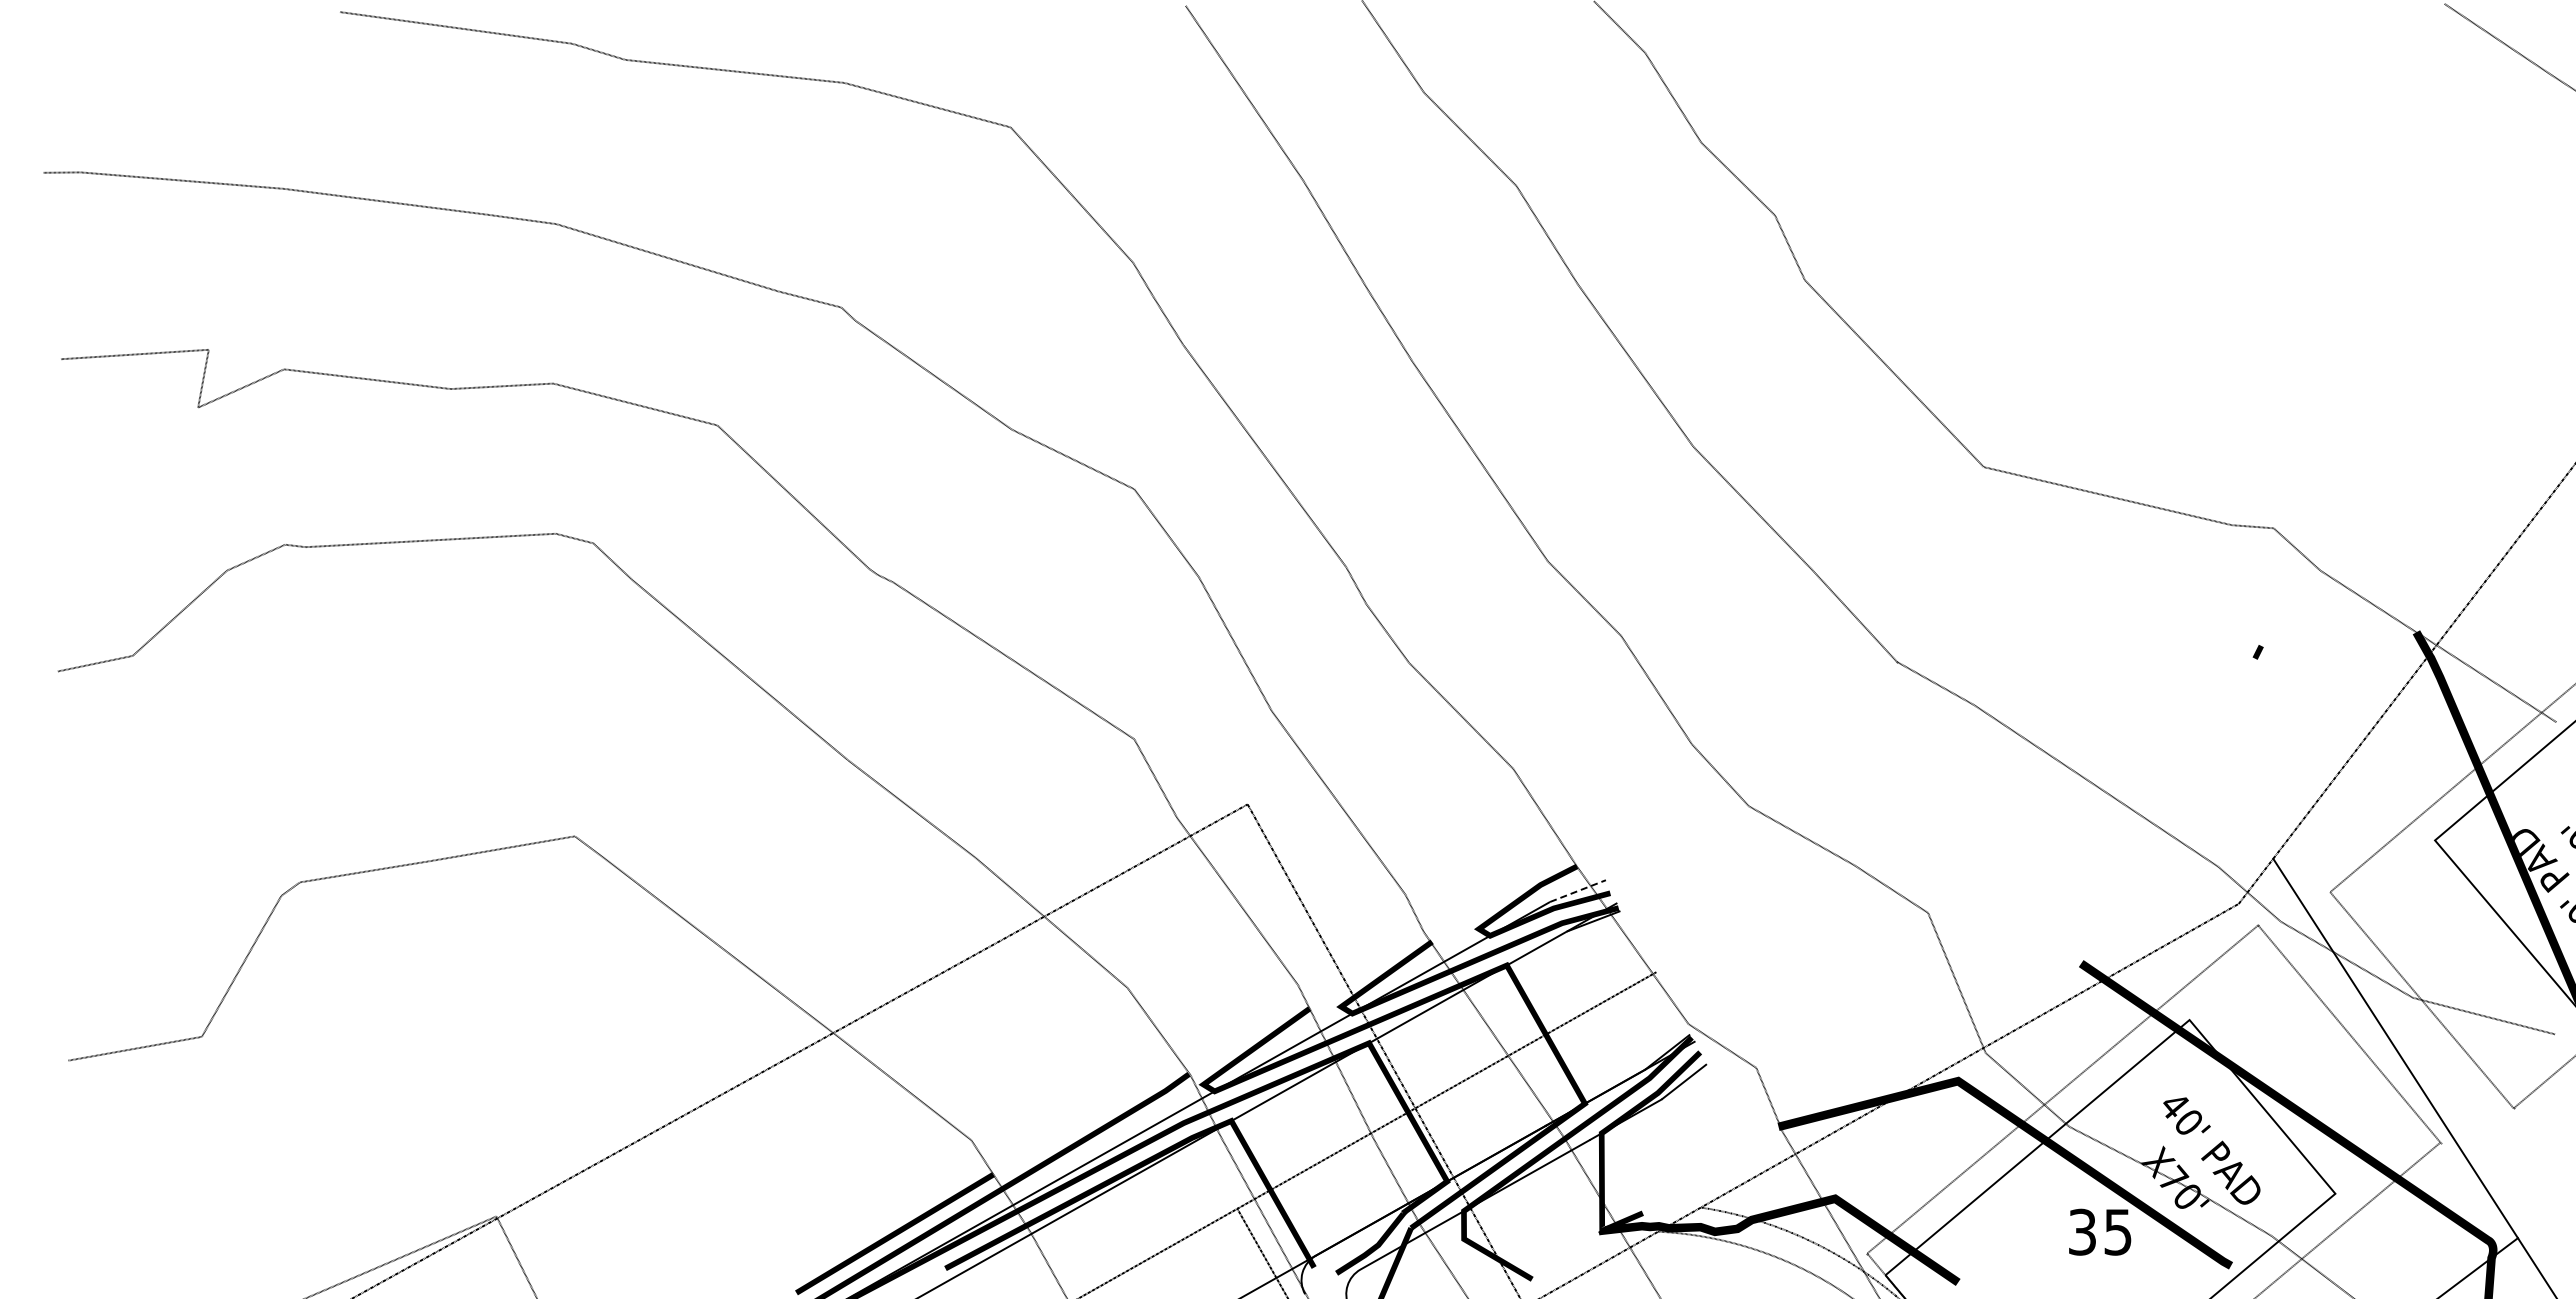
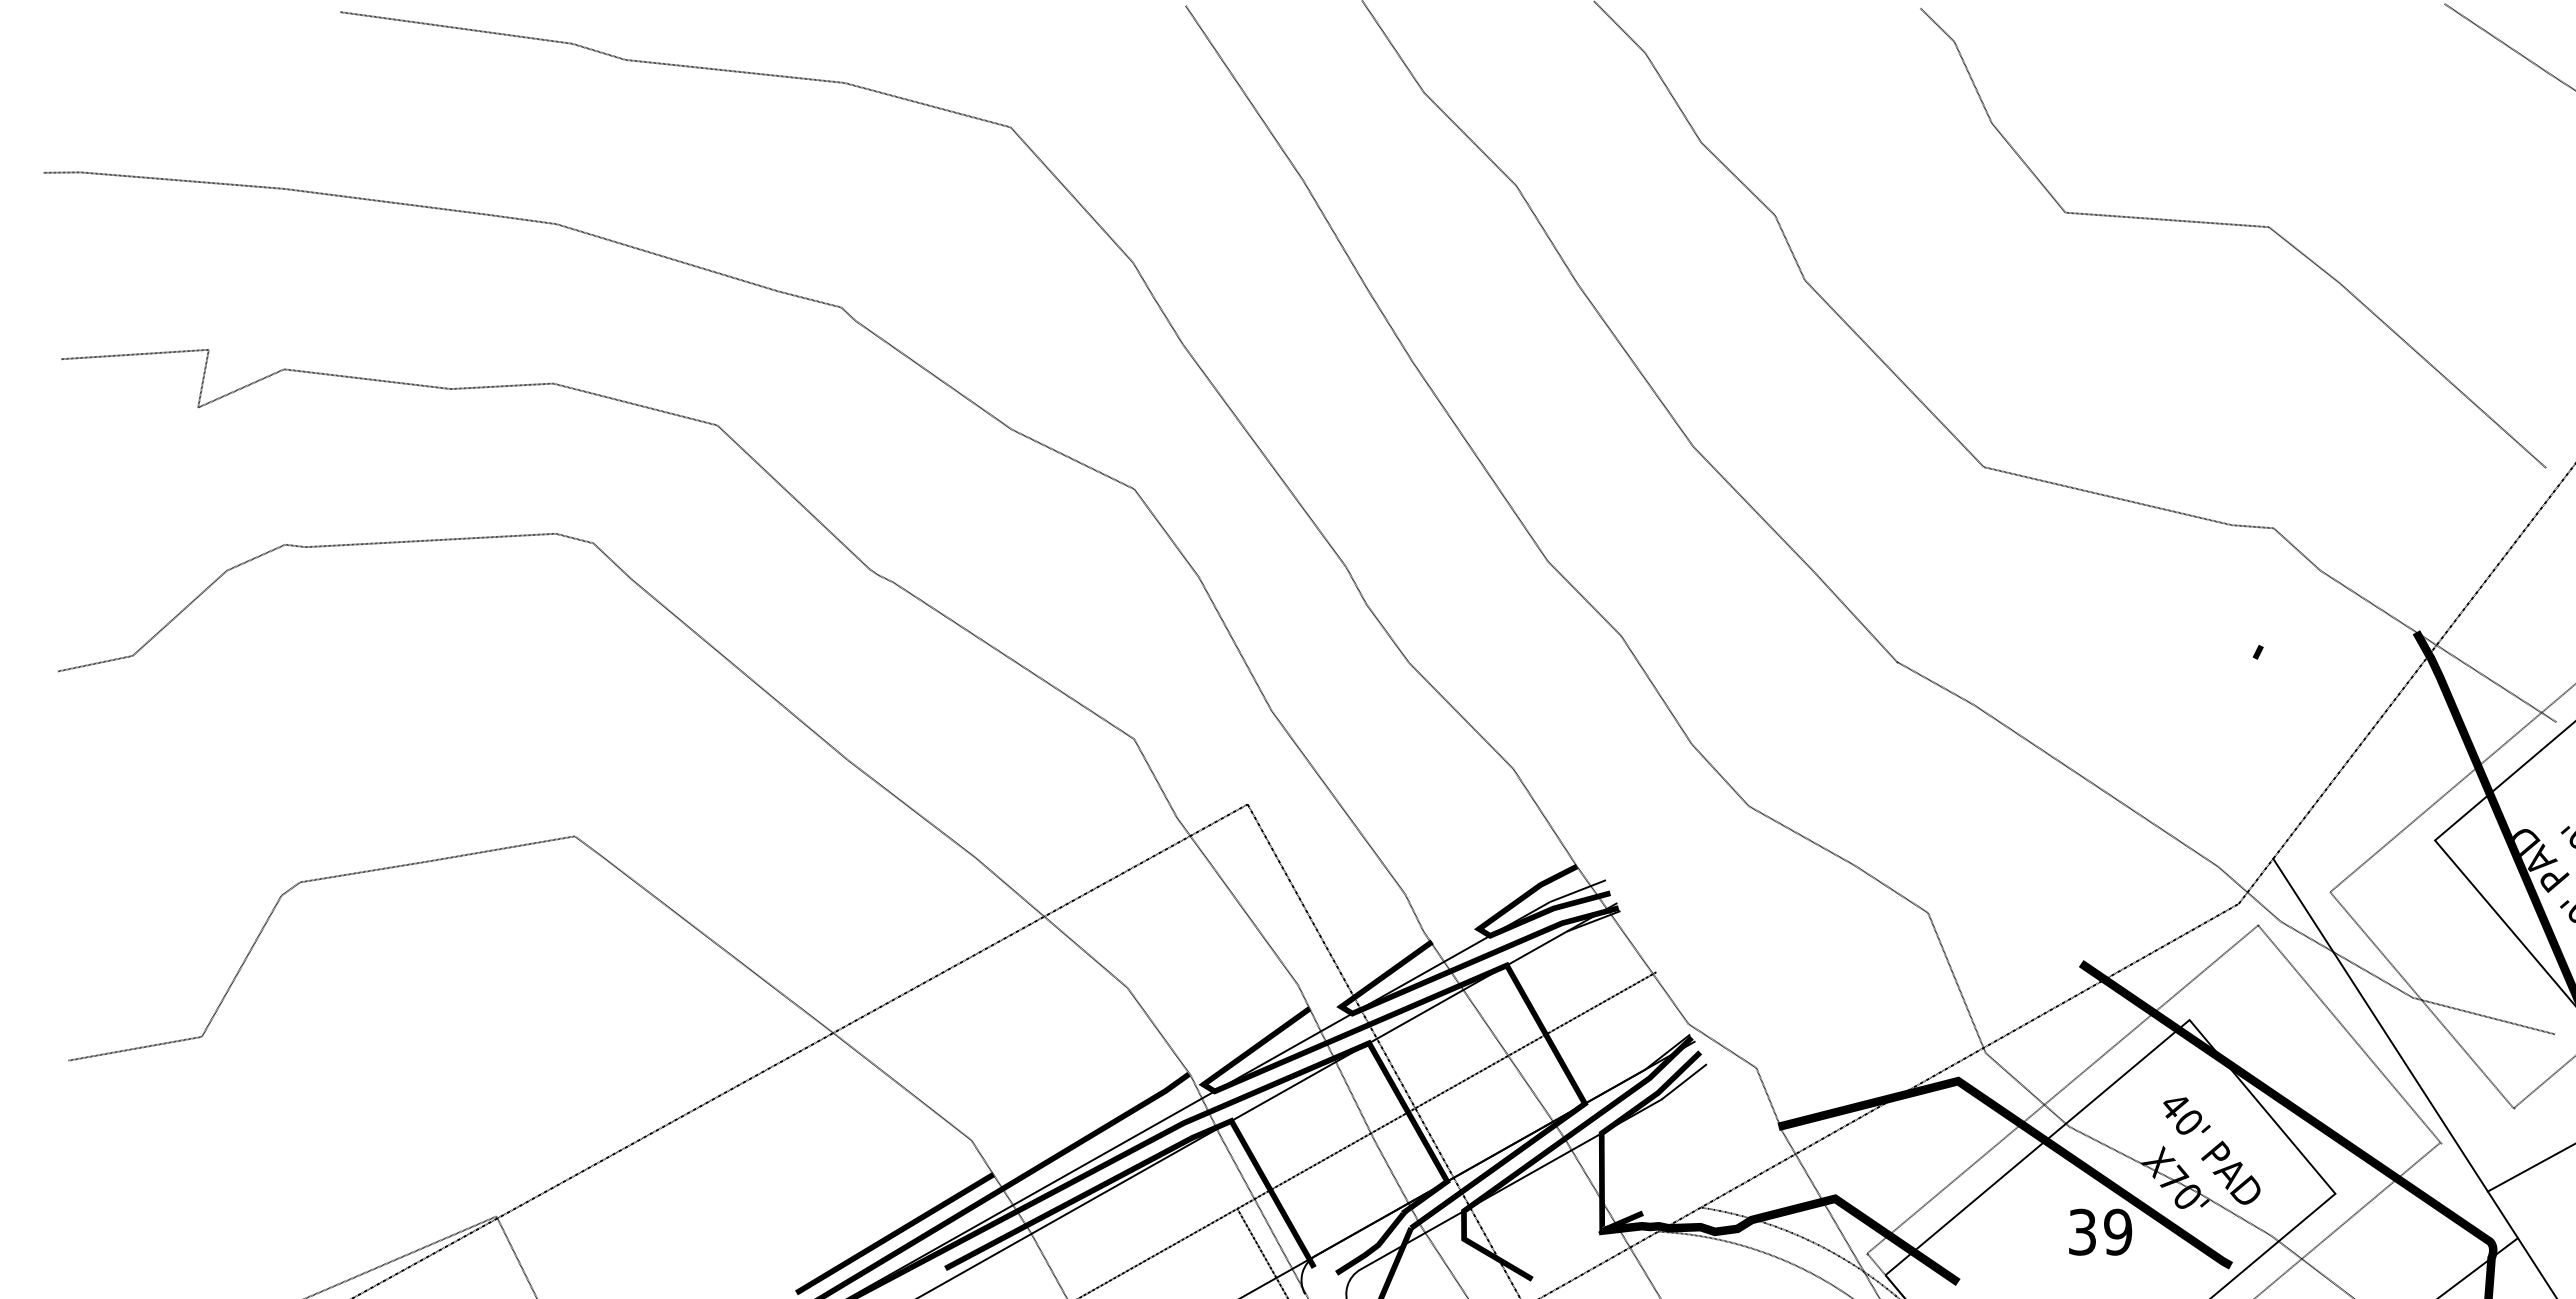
curve: none -> present (2233, 225)
line: dashed -> solid (1578, 891)
line: none -> present (2529, 1168)
text: 35 -> 39 (2118, 1231)
